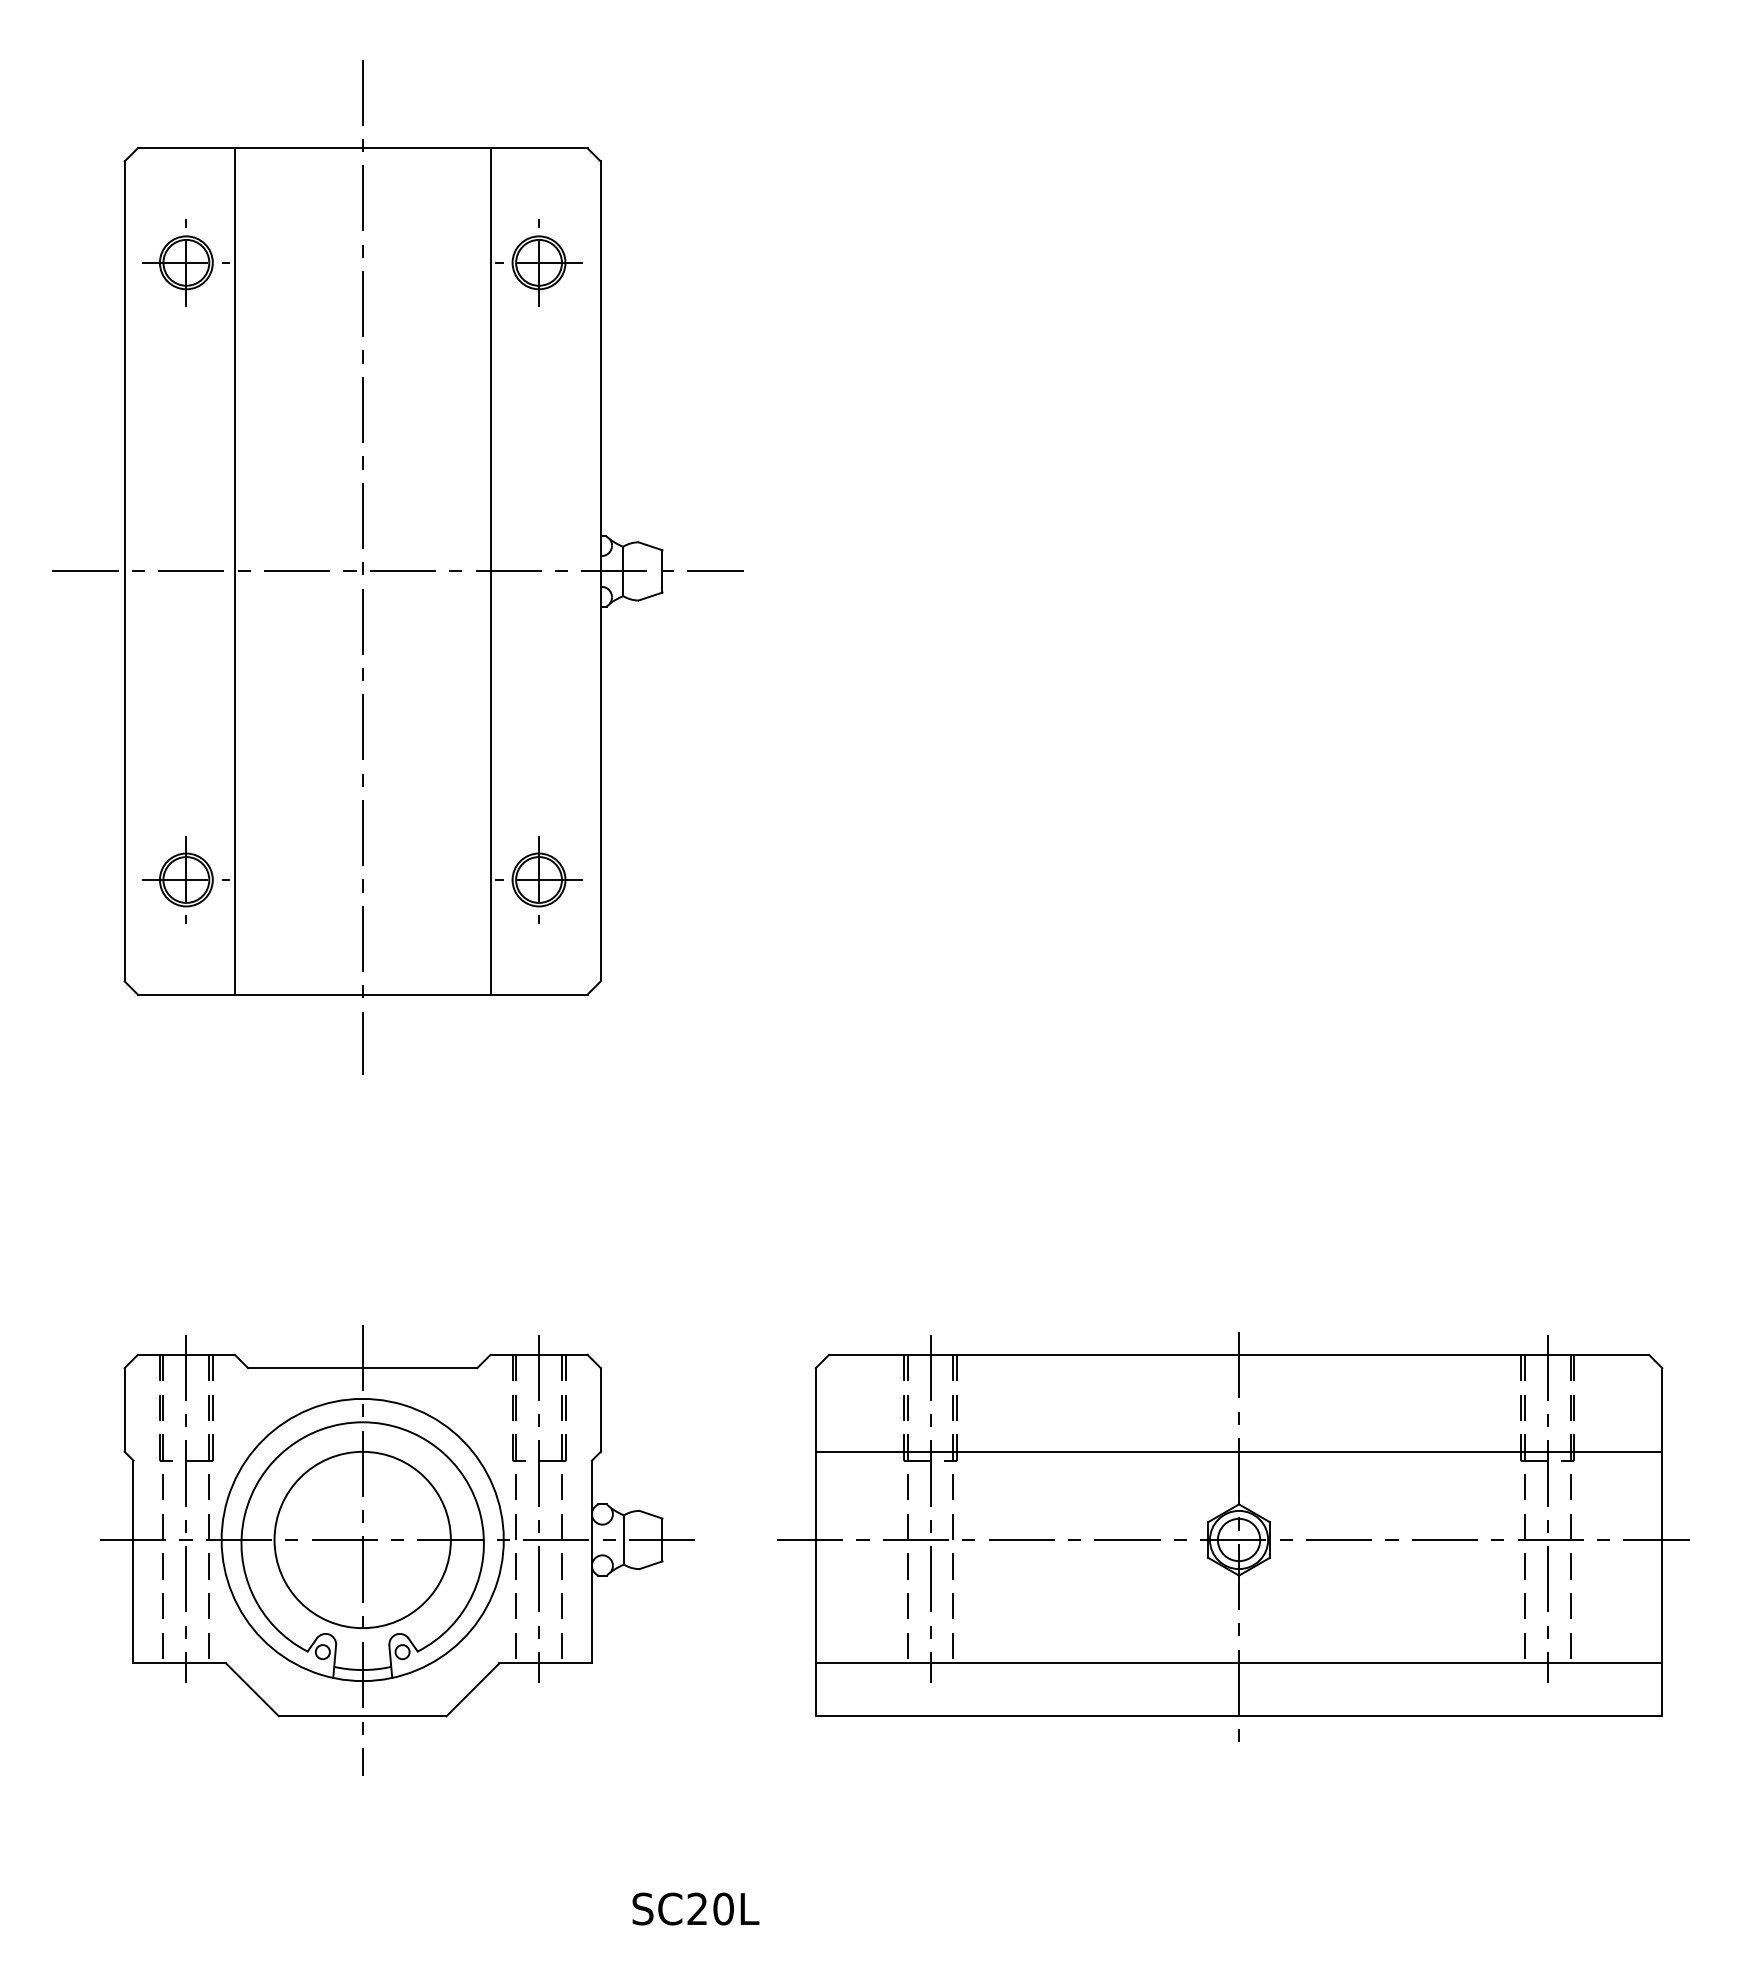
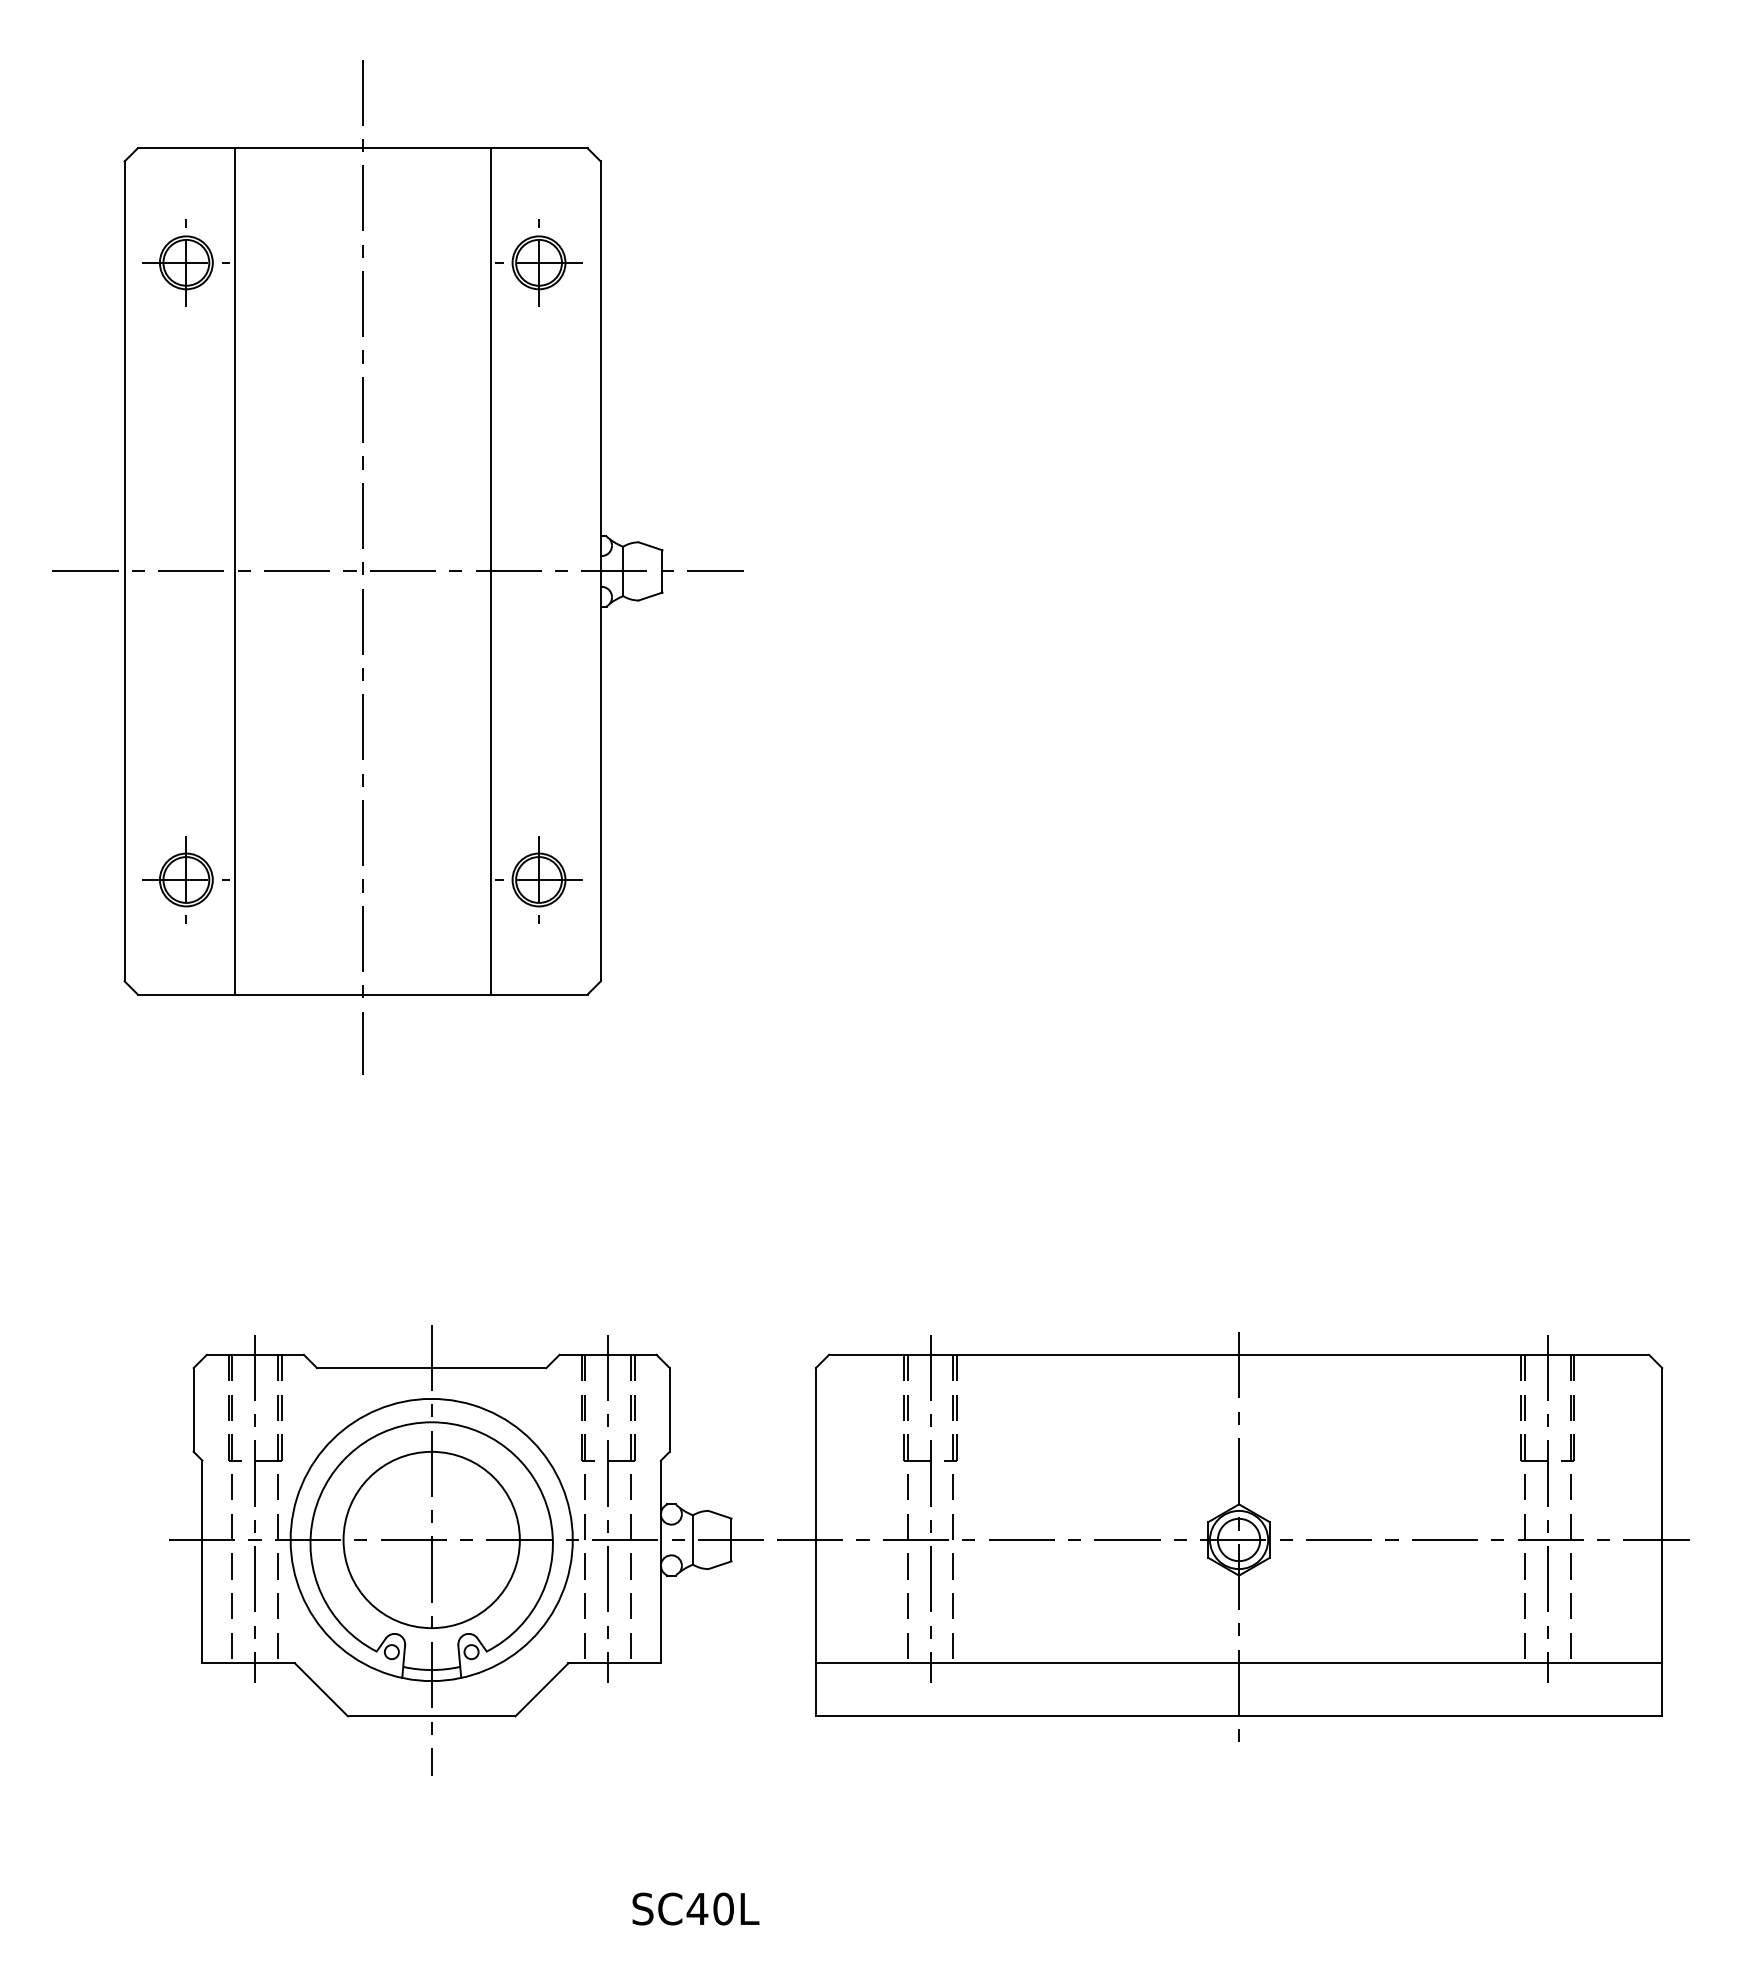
line: present -> none (1238, 1451)
part position: (397, 1550) -> (466, 1550) (466, 1550)
text: SC20L -> SC40L (697, 1908)
